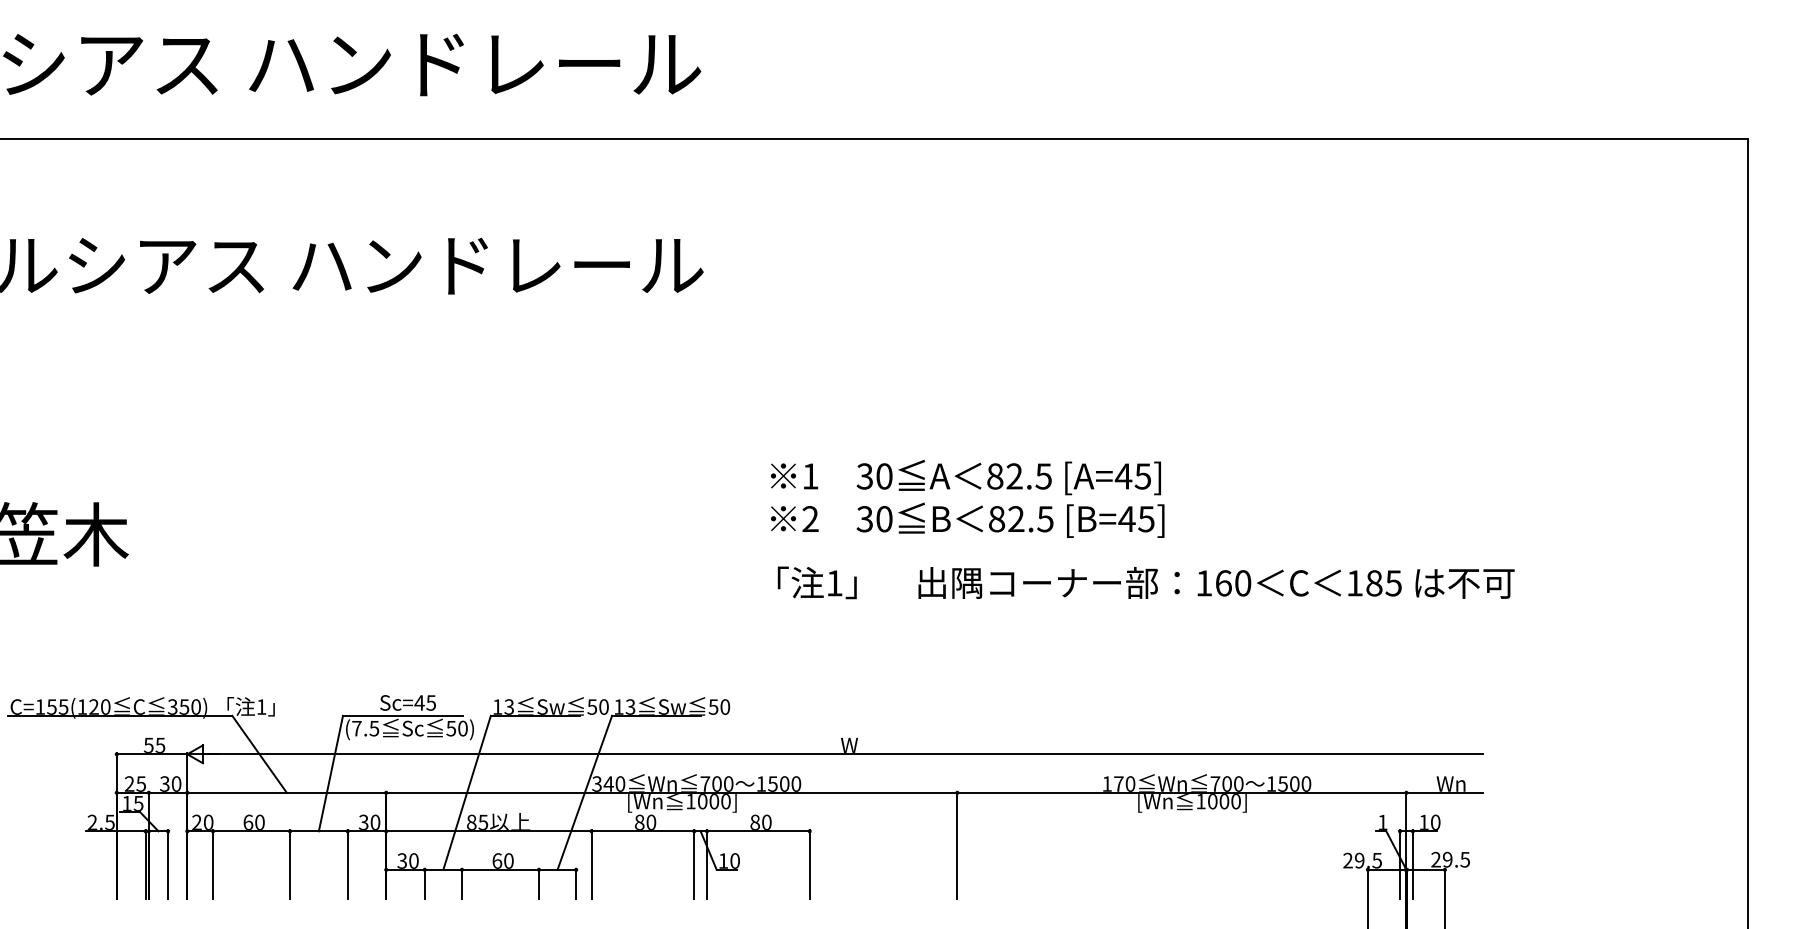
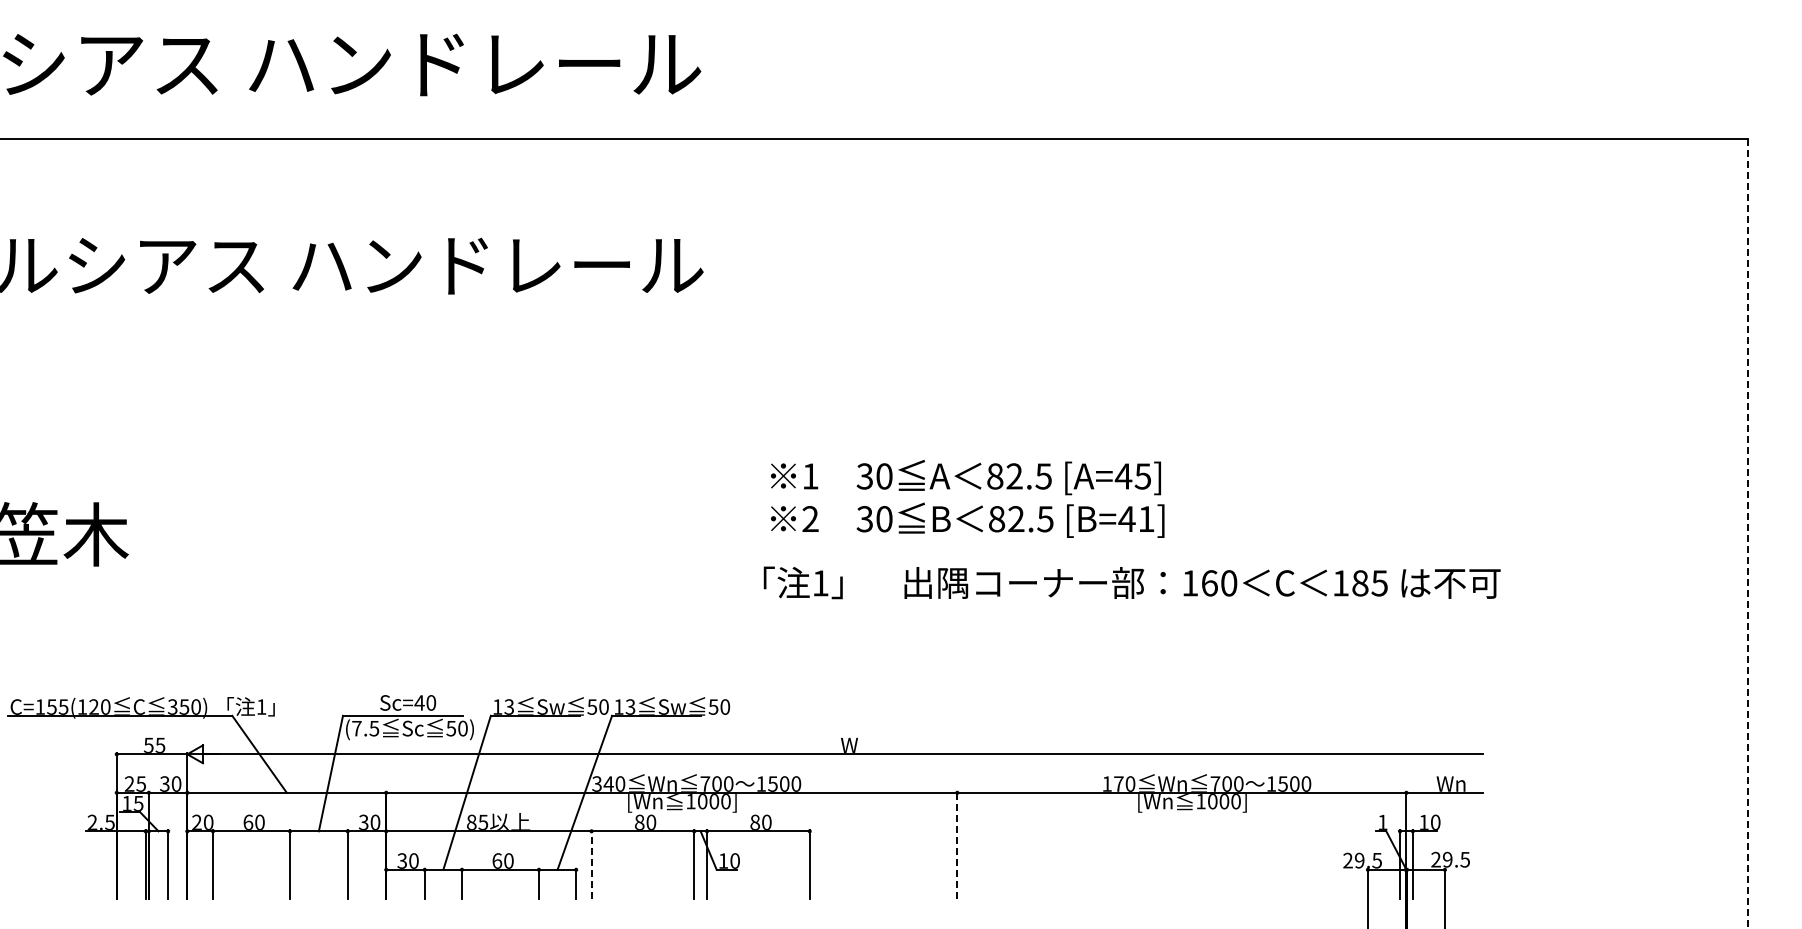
text: [B=45] -> [B=41] (1146, 519)
line: solid -> dashed (1747, 534)
text position: (1145, 582) -> (1131, 582) (1131, 582)
text: Sc=45 -> Sc=40 (431, 702)
line: solid -> dashed (957, 845)
line: solid -> dashed (591, 864)
